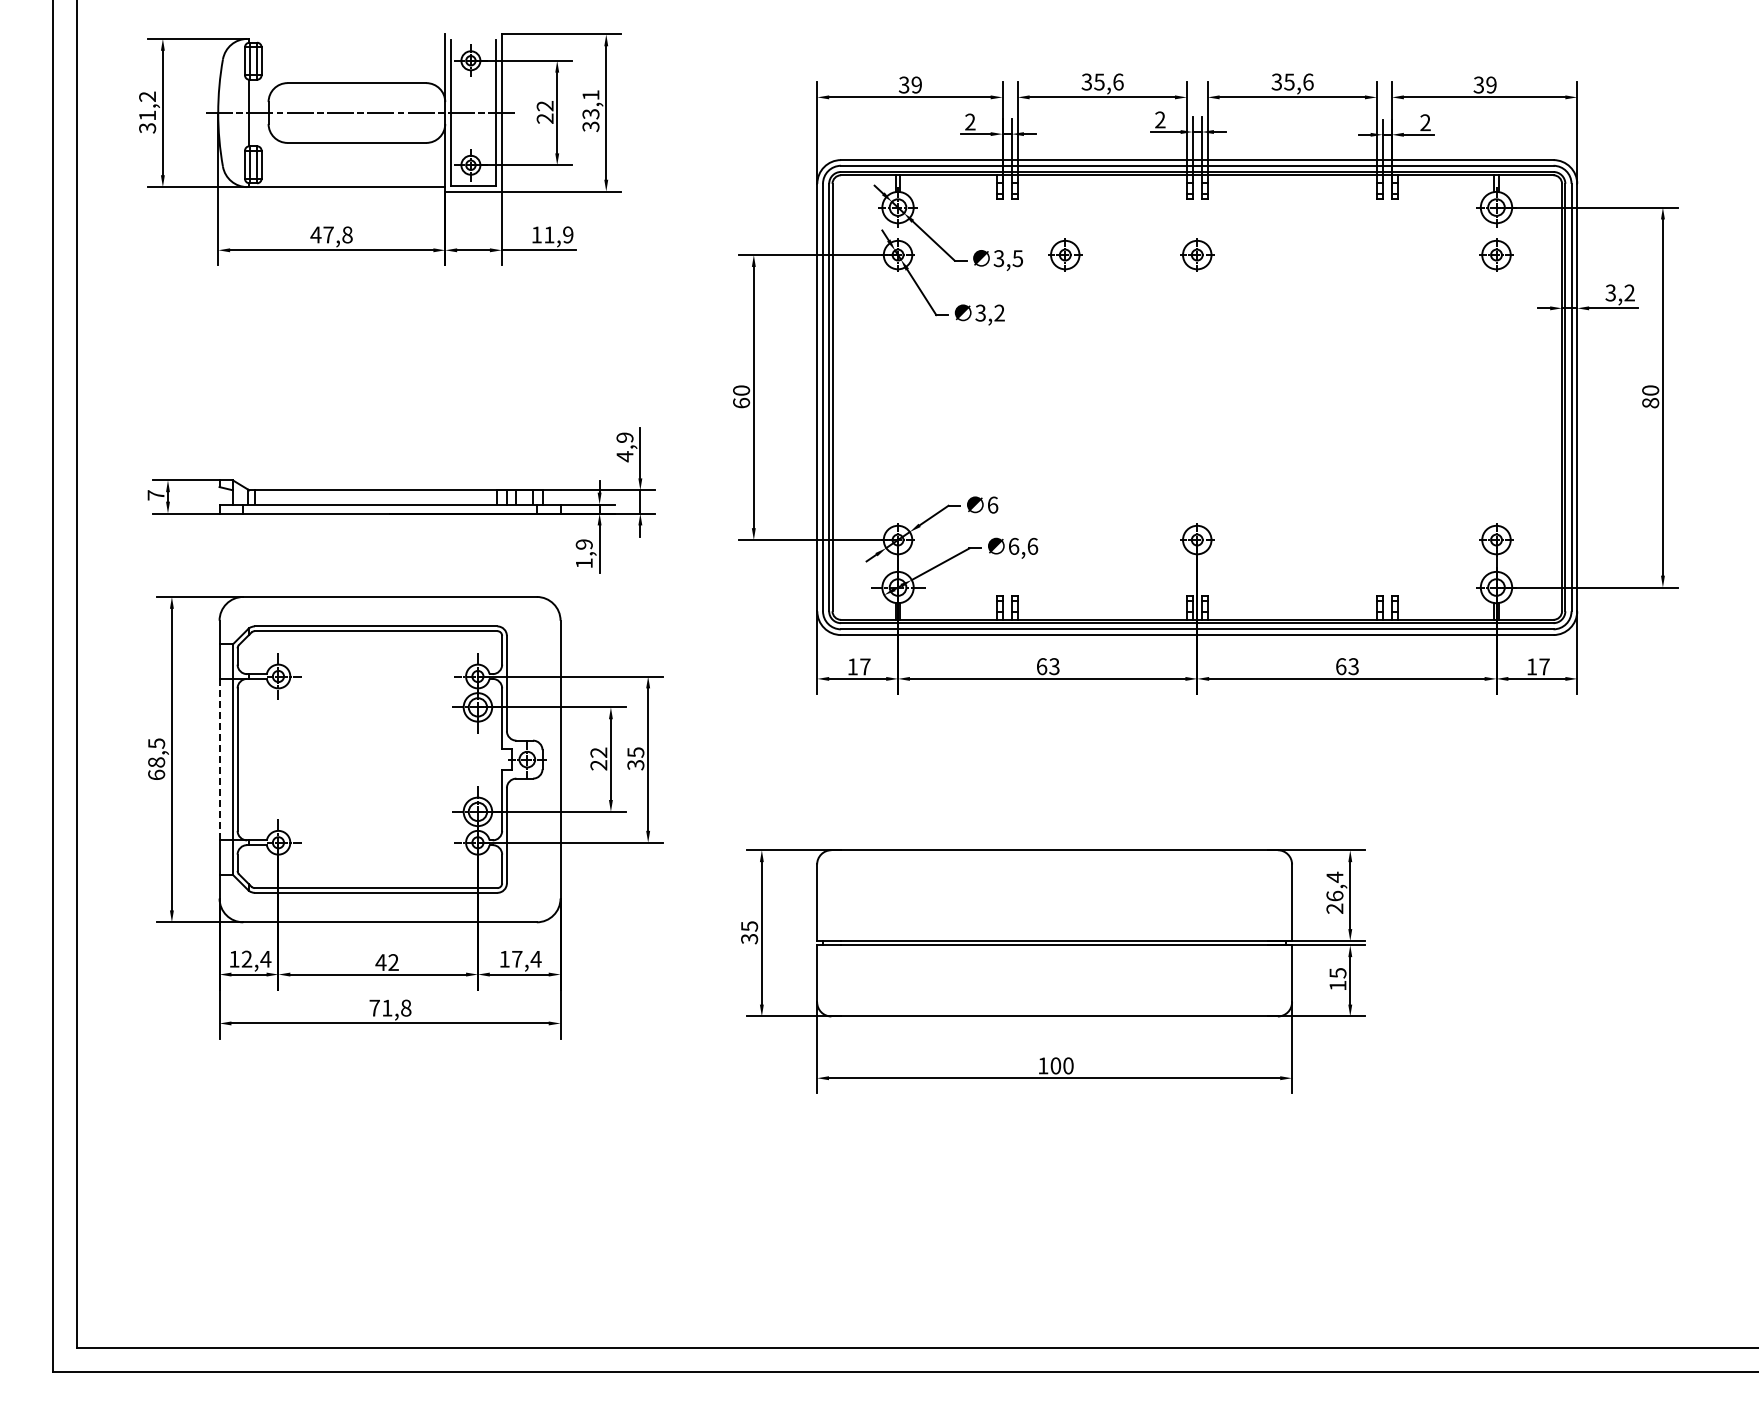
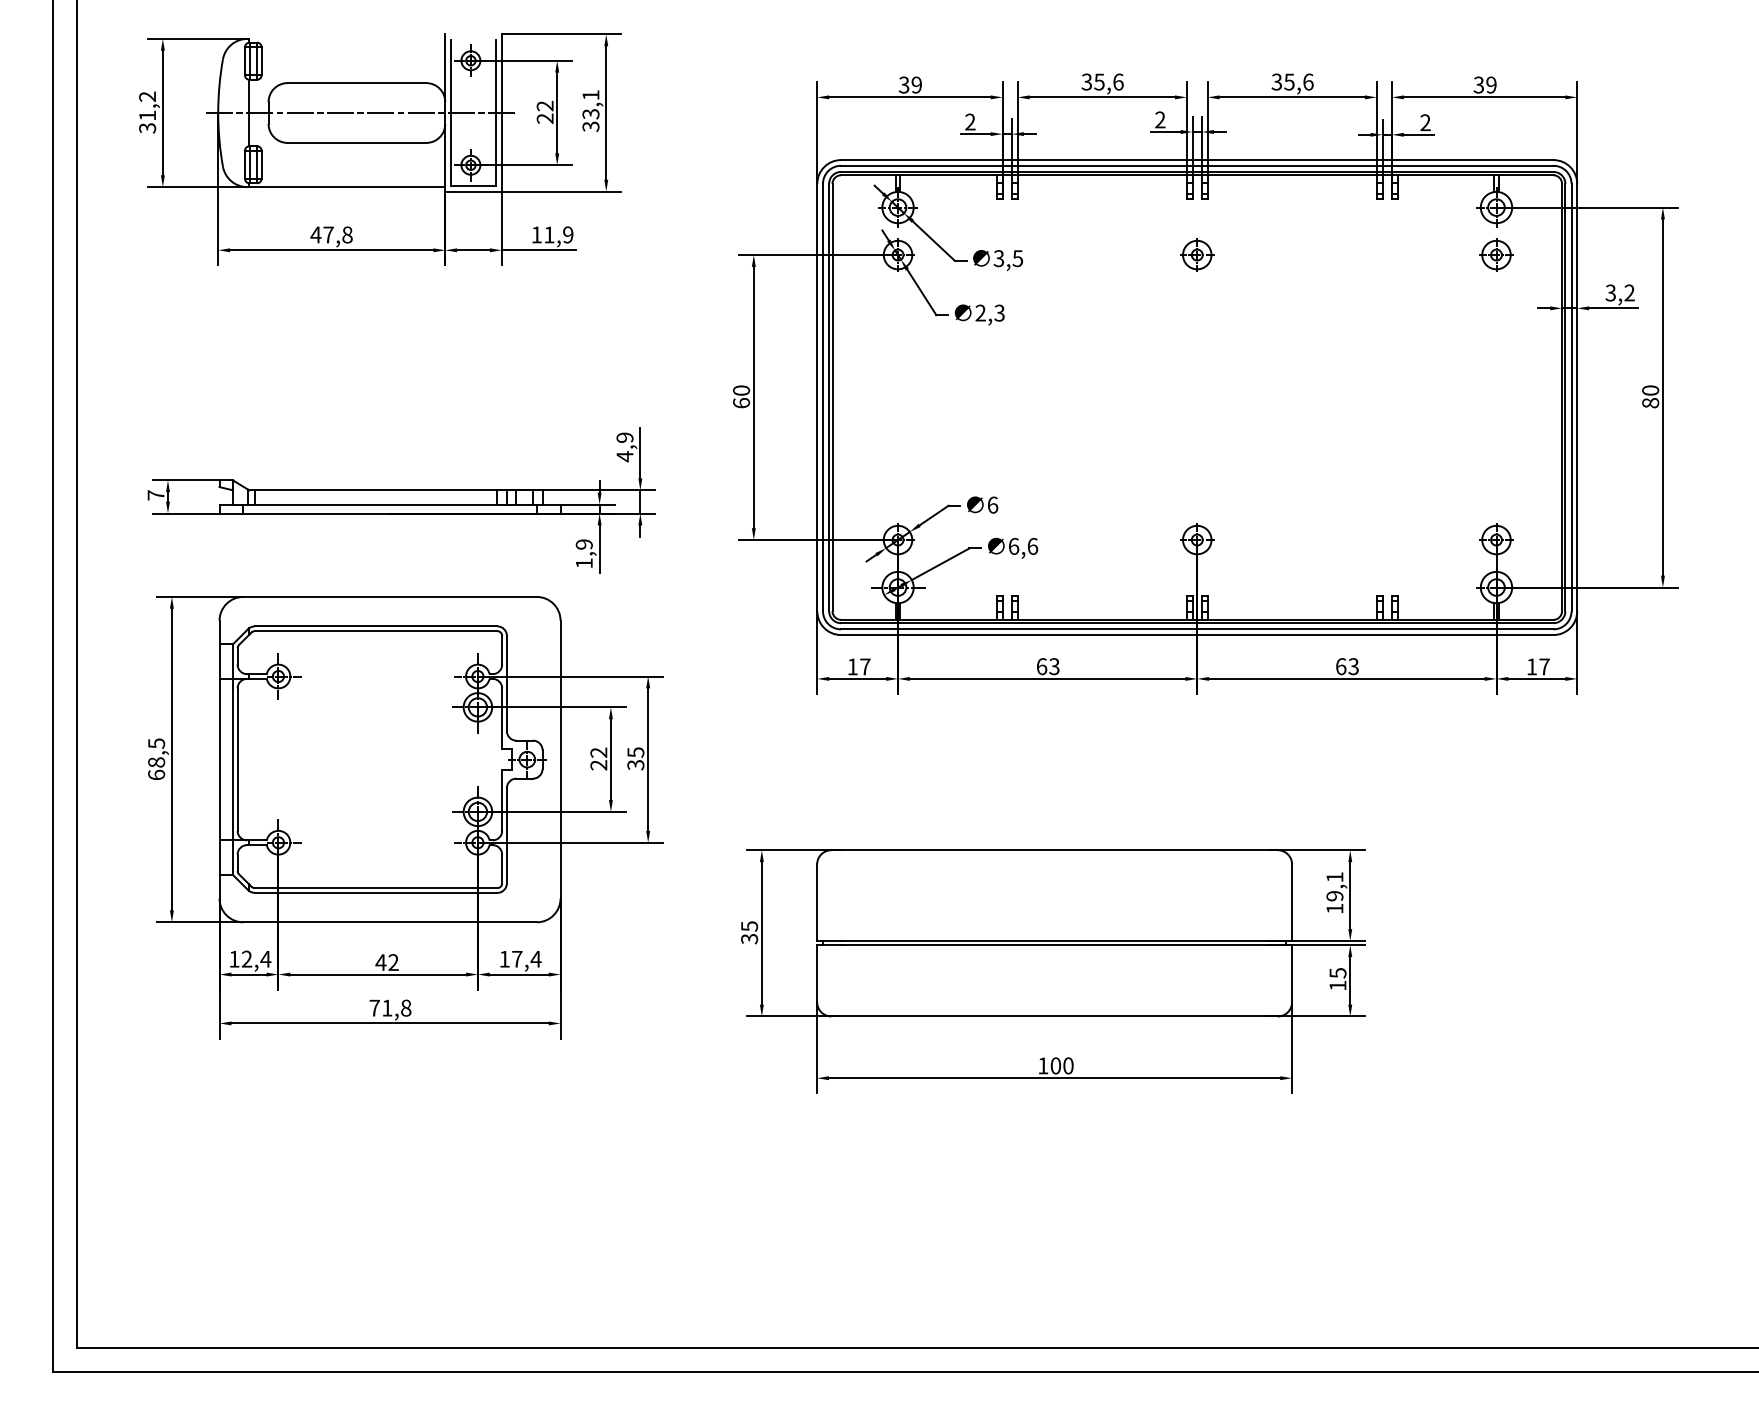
part: present -> none (1065, 254)
text: 3,2 -> 2,3 (989, 313)
line: dashed -> solid (219, 759)
text: 26,4 -> 19,1 (1334, 892)
